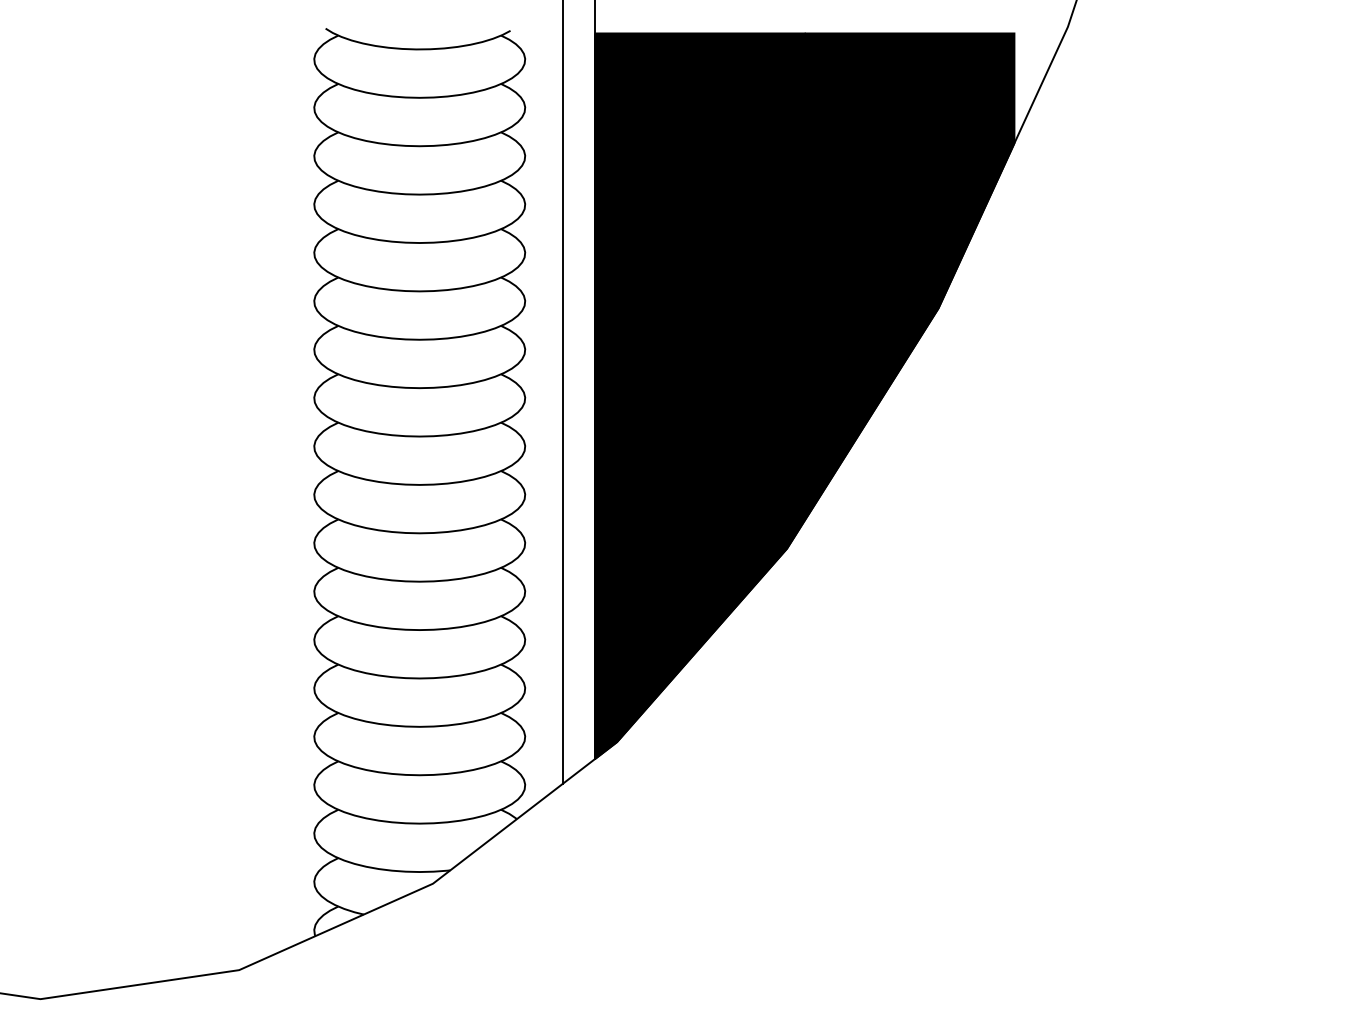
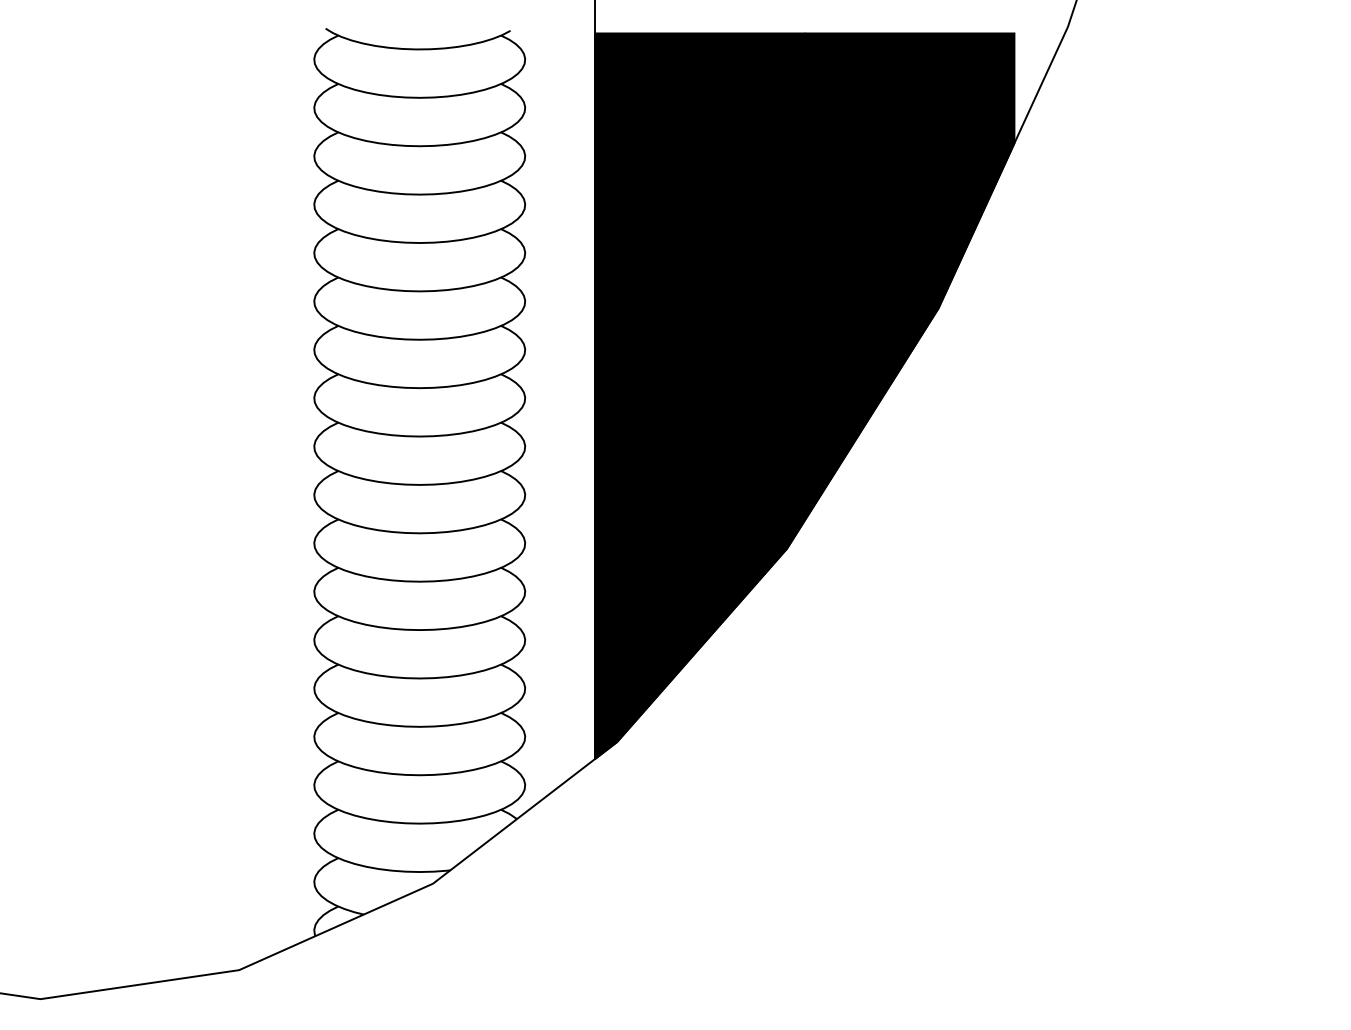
line: present -> none (562, 392)
